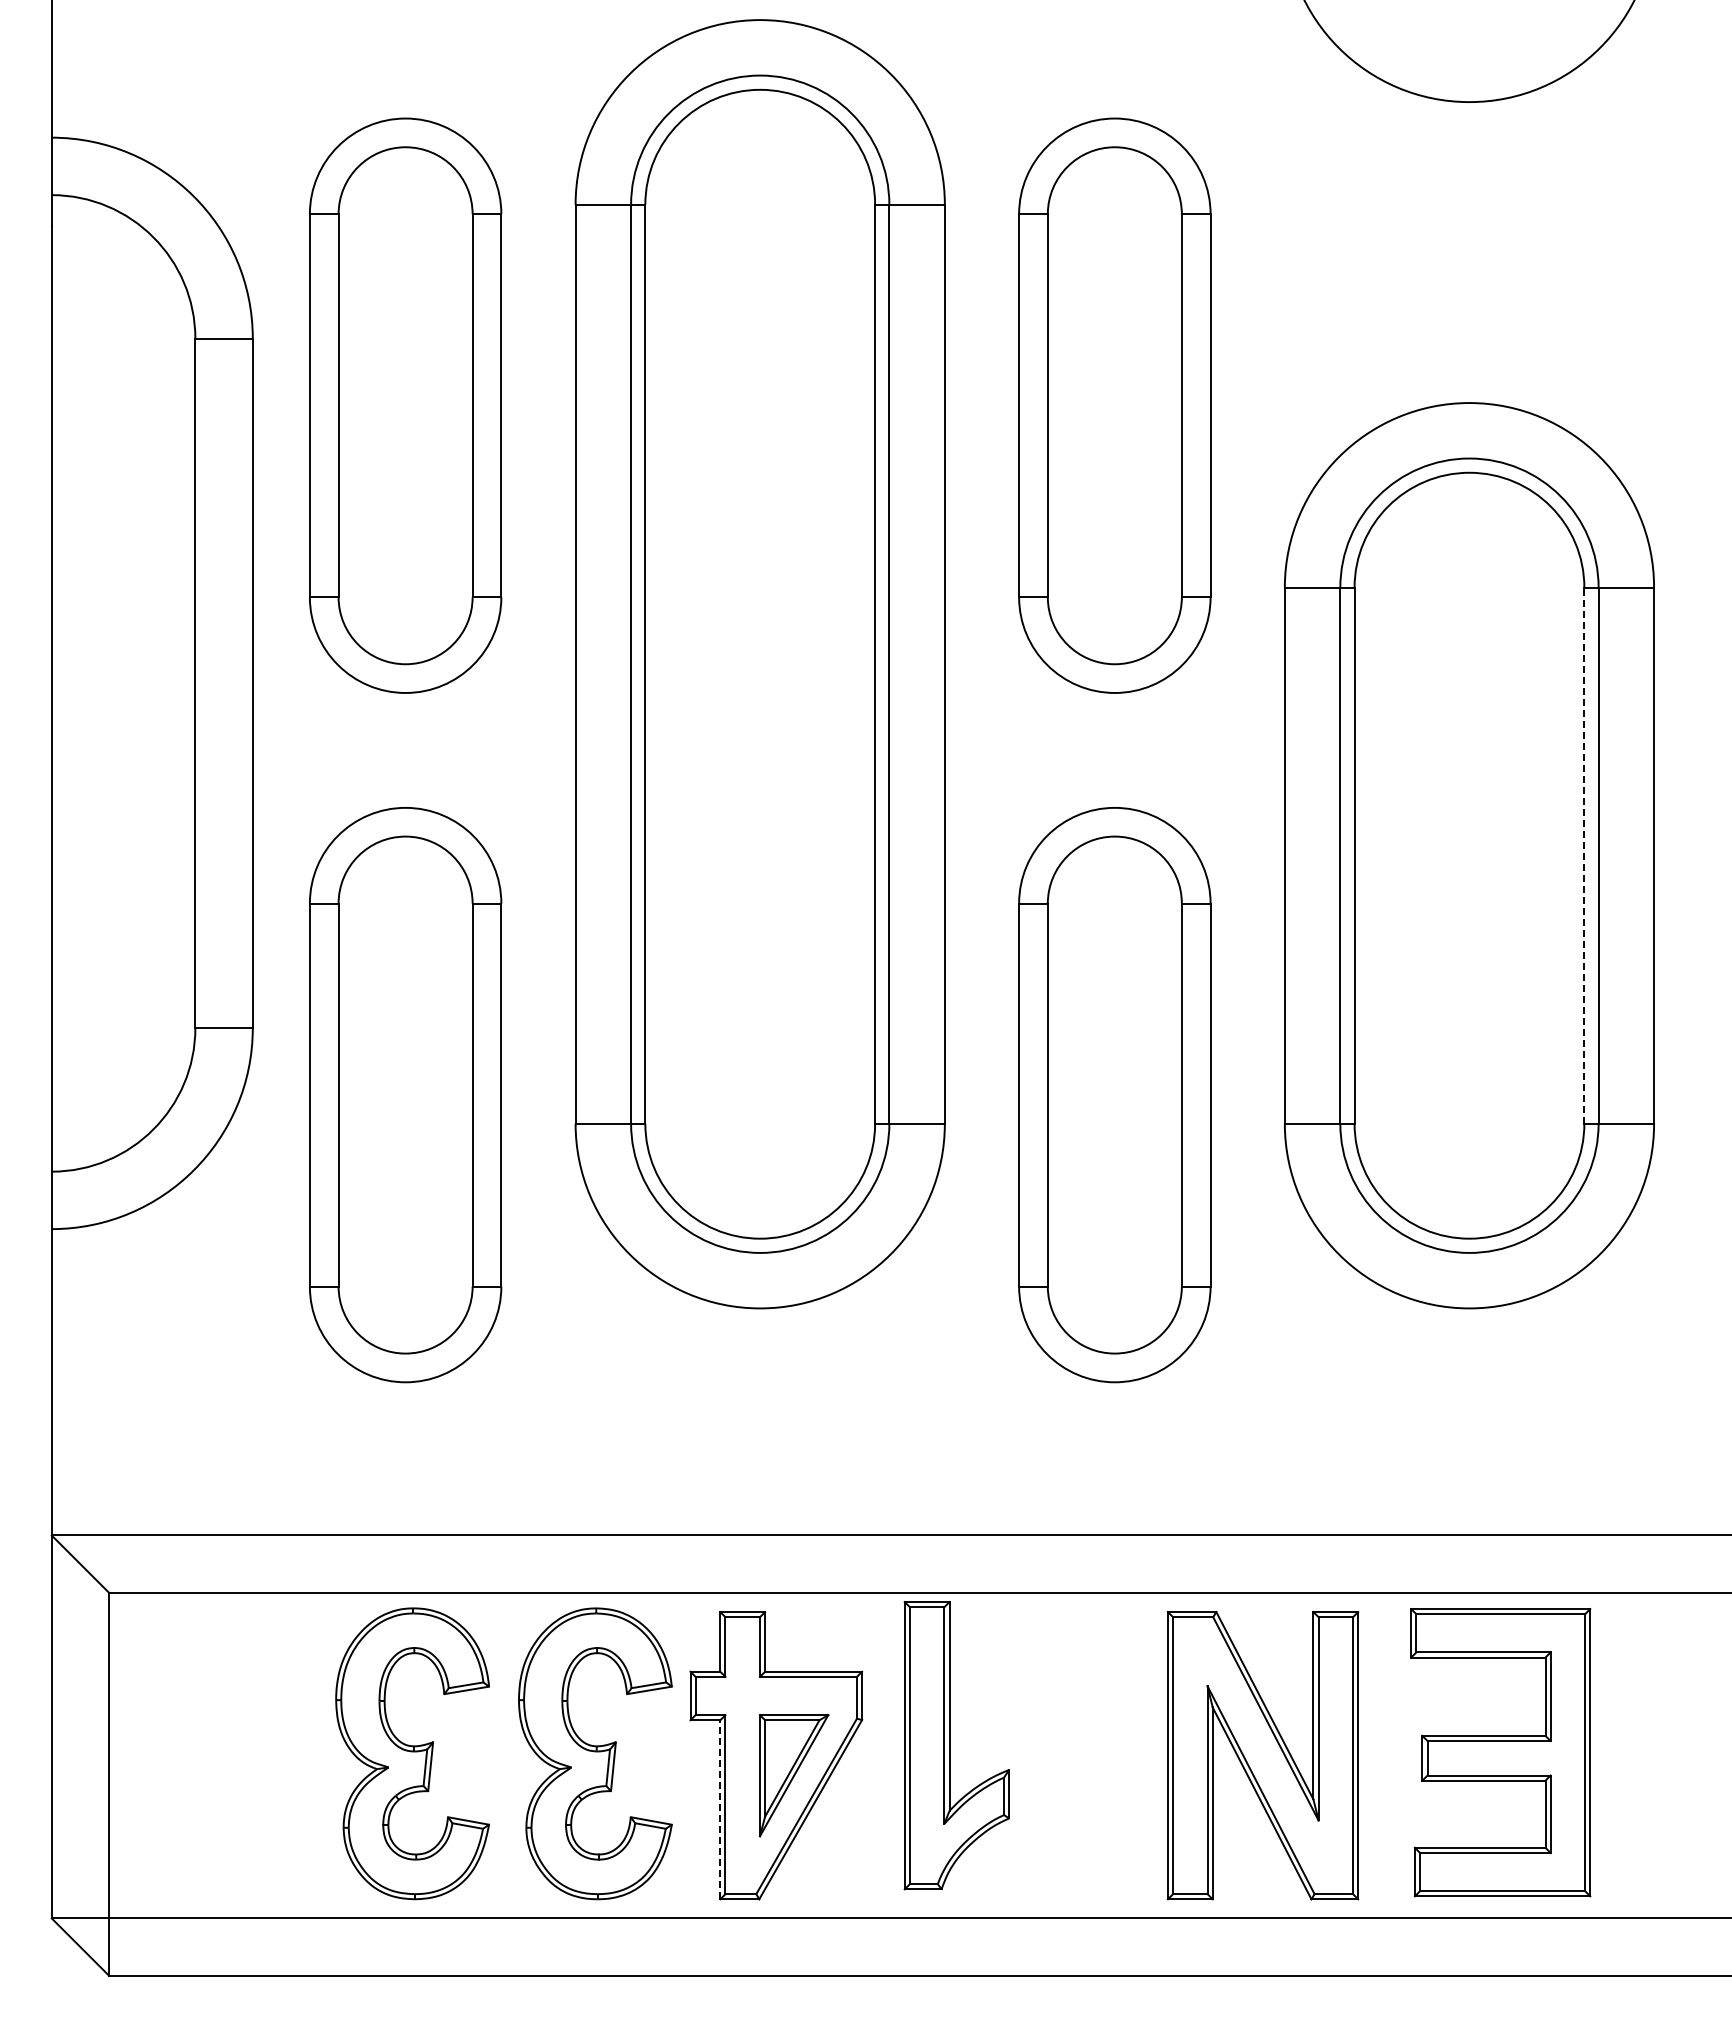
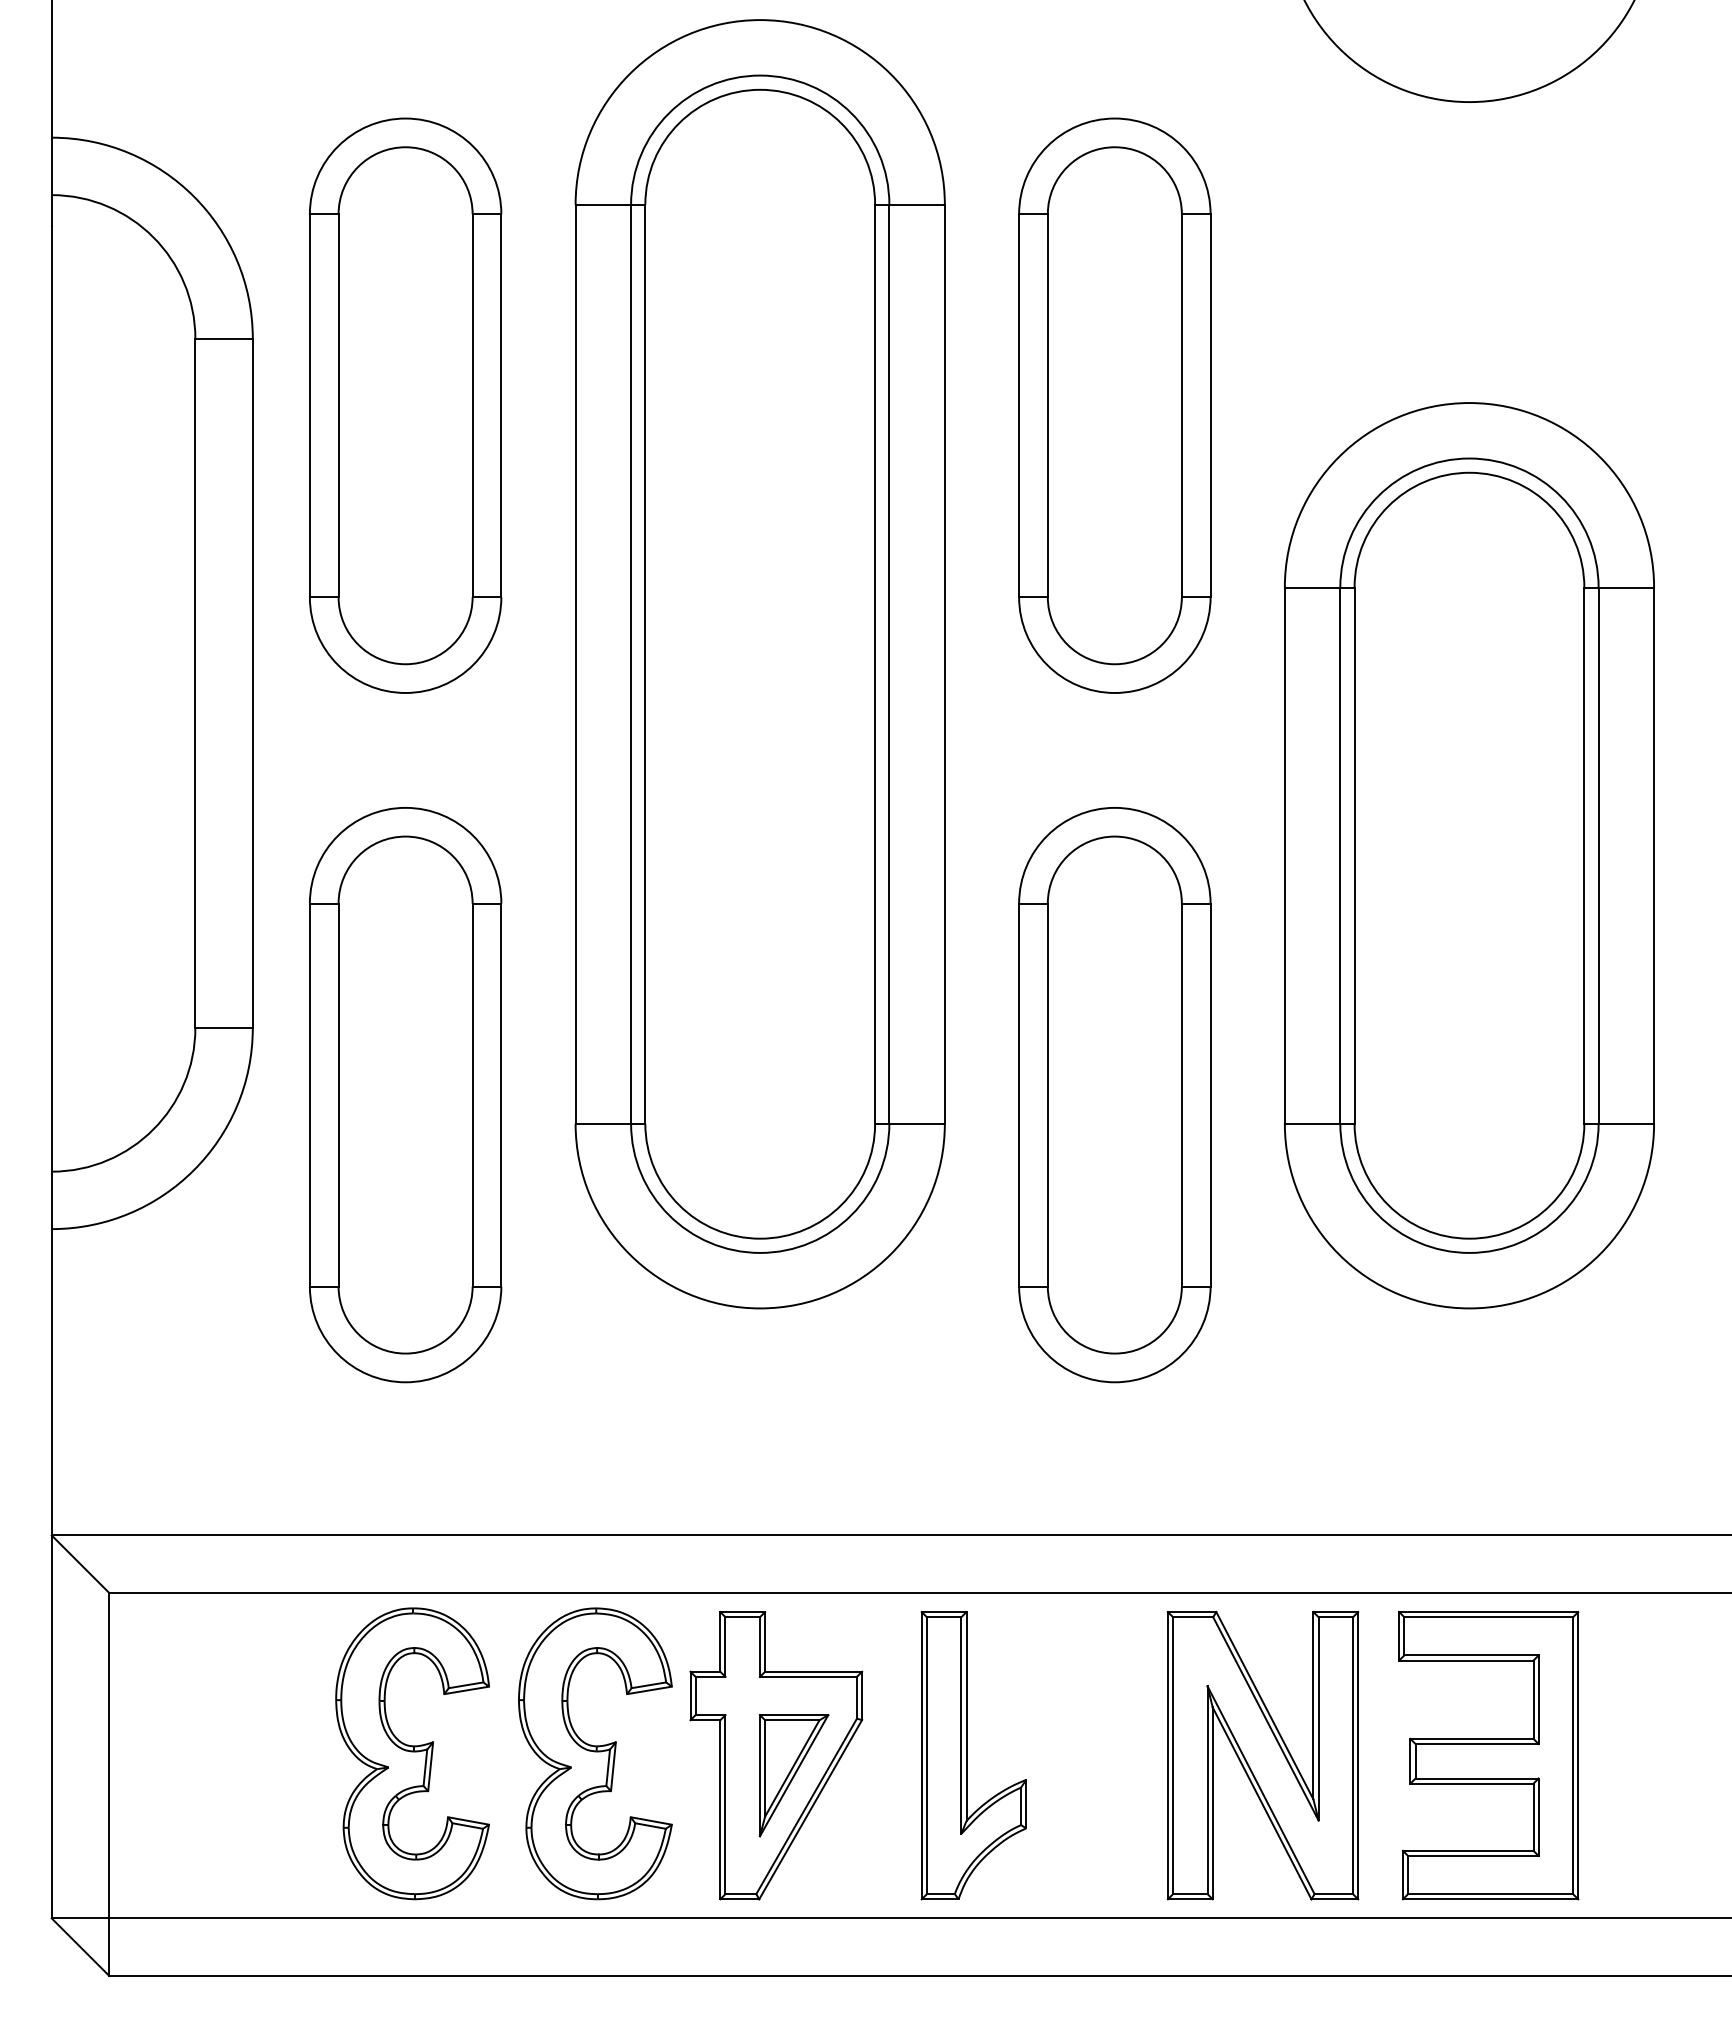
line: dashed -> solid (1584, 855)
part position: (956, 1745) -> (973, 1755) (973, 1755)
part position: (1500, 1752) -> (1488, 1755) (1488, 1755)
line: dashed -> solid (720, 1809)
